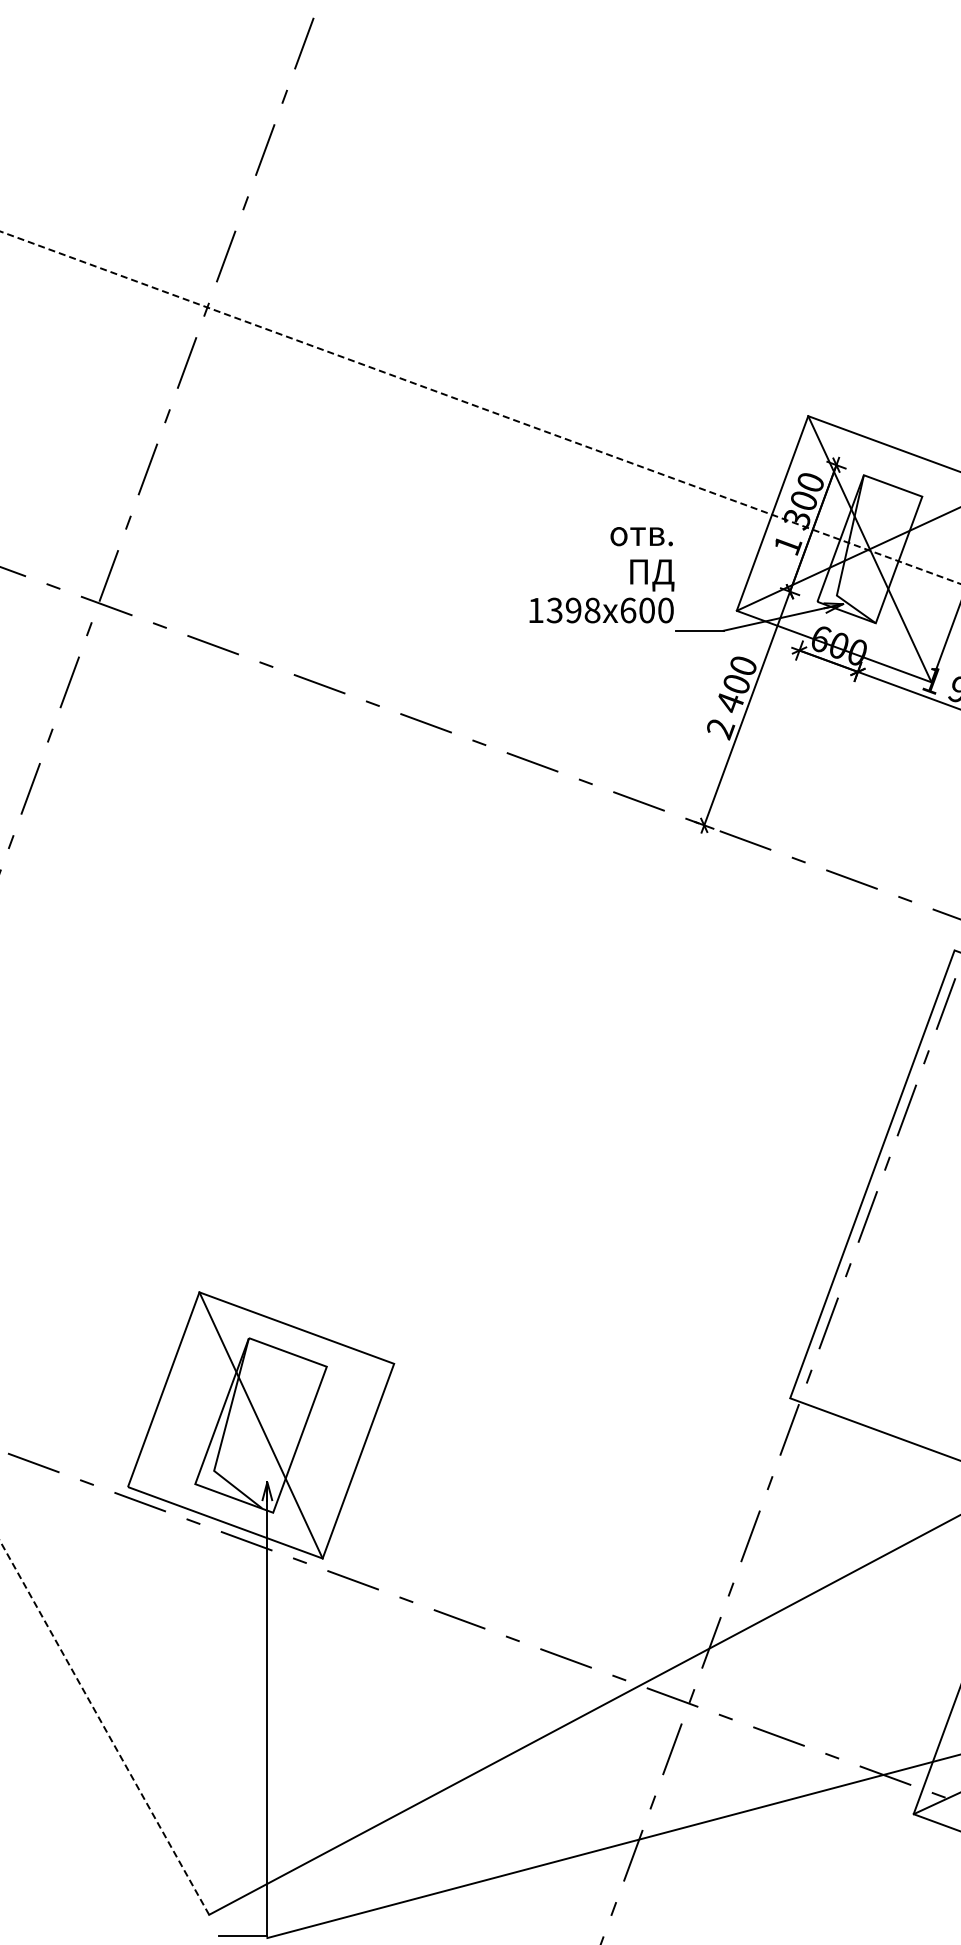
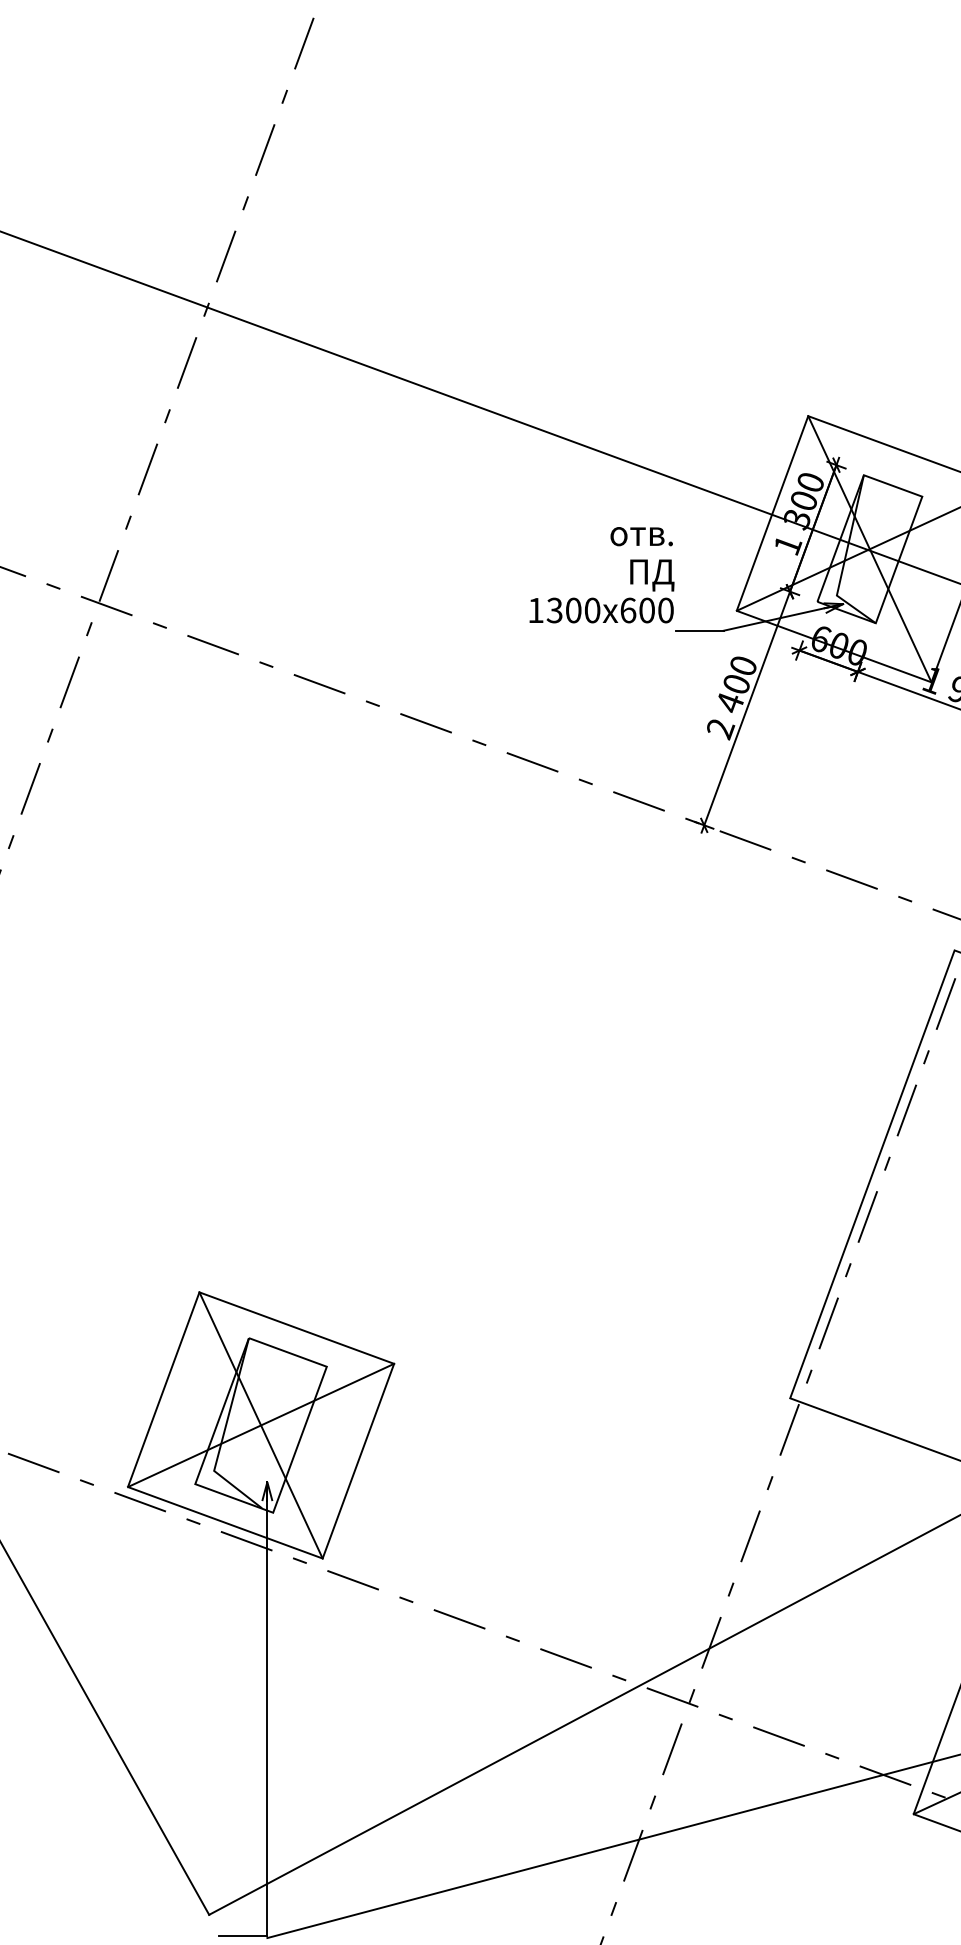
line: dashed -> solid (481, 407)
text: 1398x600 -> 1300x600 (582, 610)
line: none -> present (260, 1425)
line: dashed -> solid (104, 1728)
